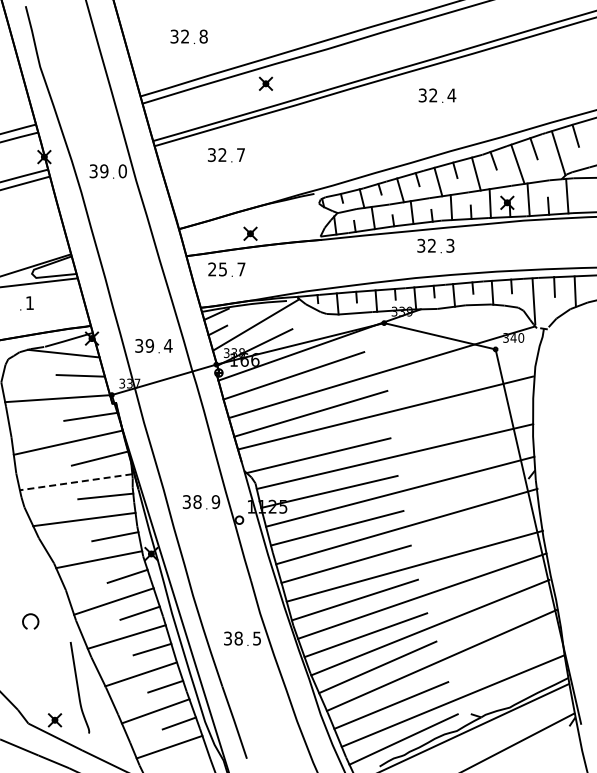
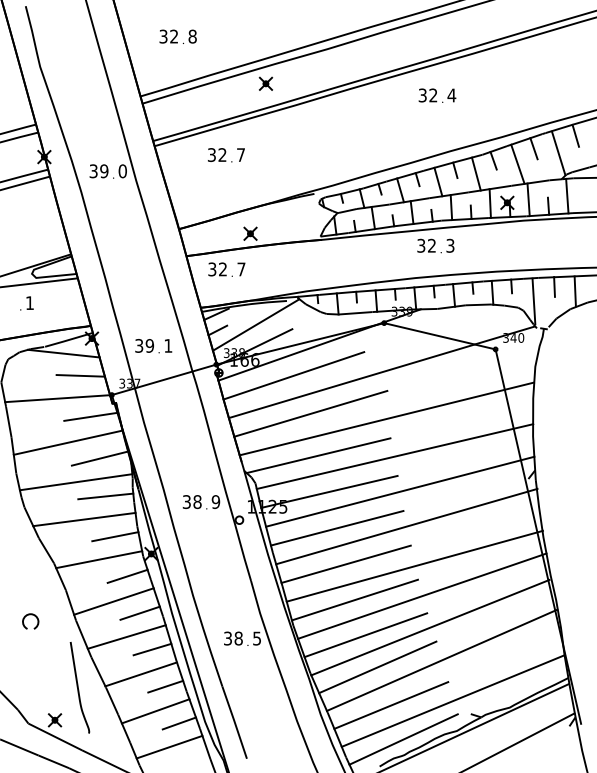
text position: (188, 36) -> (177, 36) (177, 36)
text: 25 -> 32 (217, 269)
text: 4 -> 1 (167, 345)
line position: (385, 412) -> (386, 418) (386, 418)
line: dashed -> solid (76, 482)
